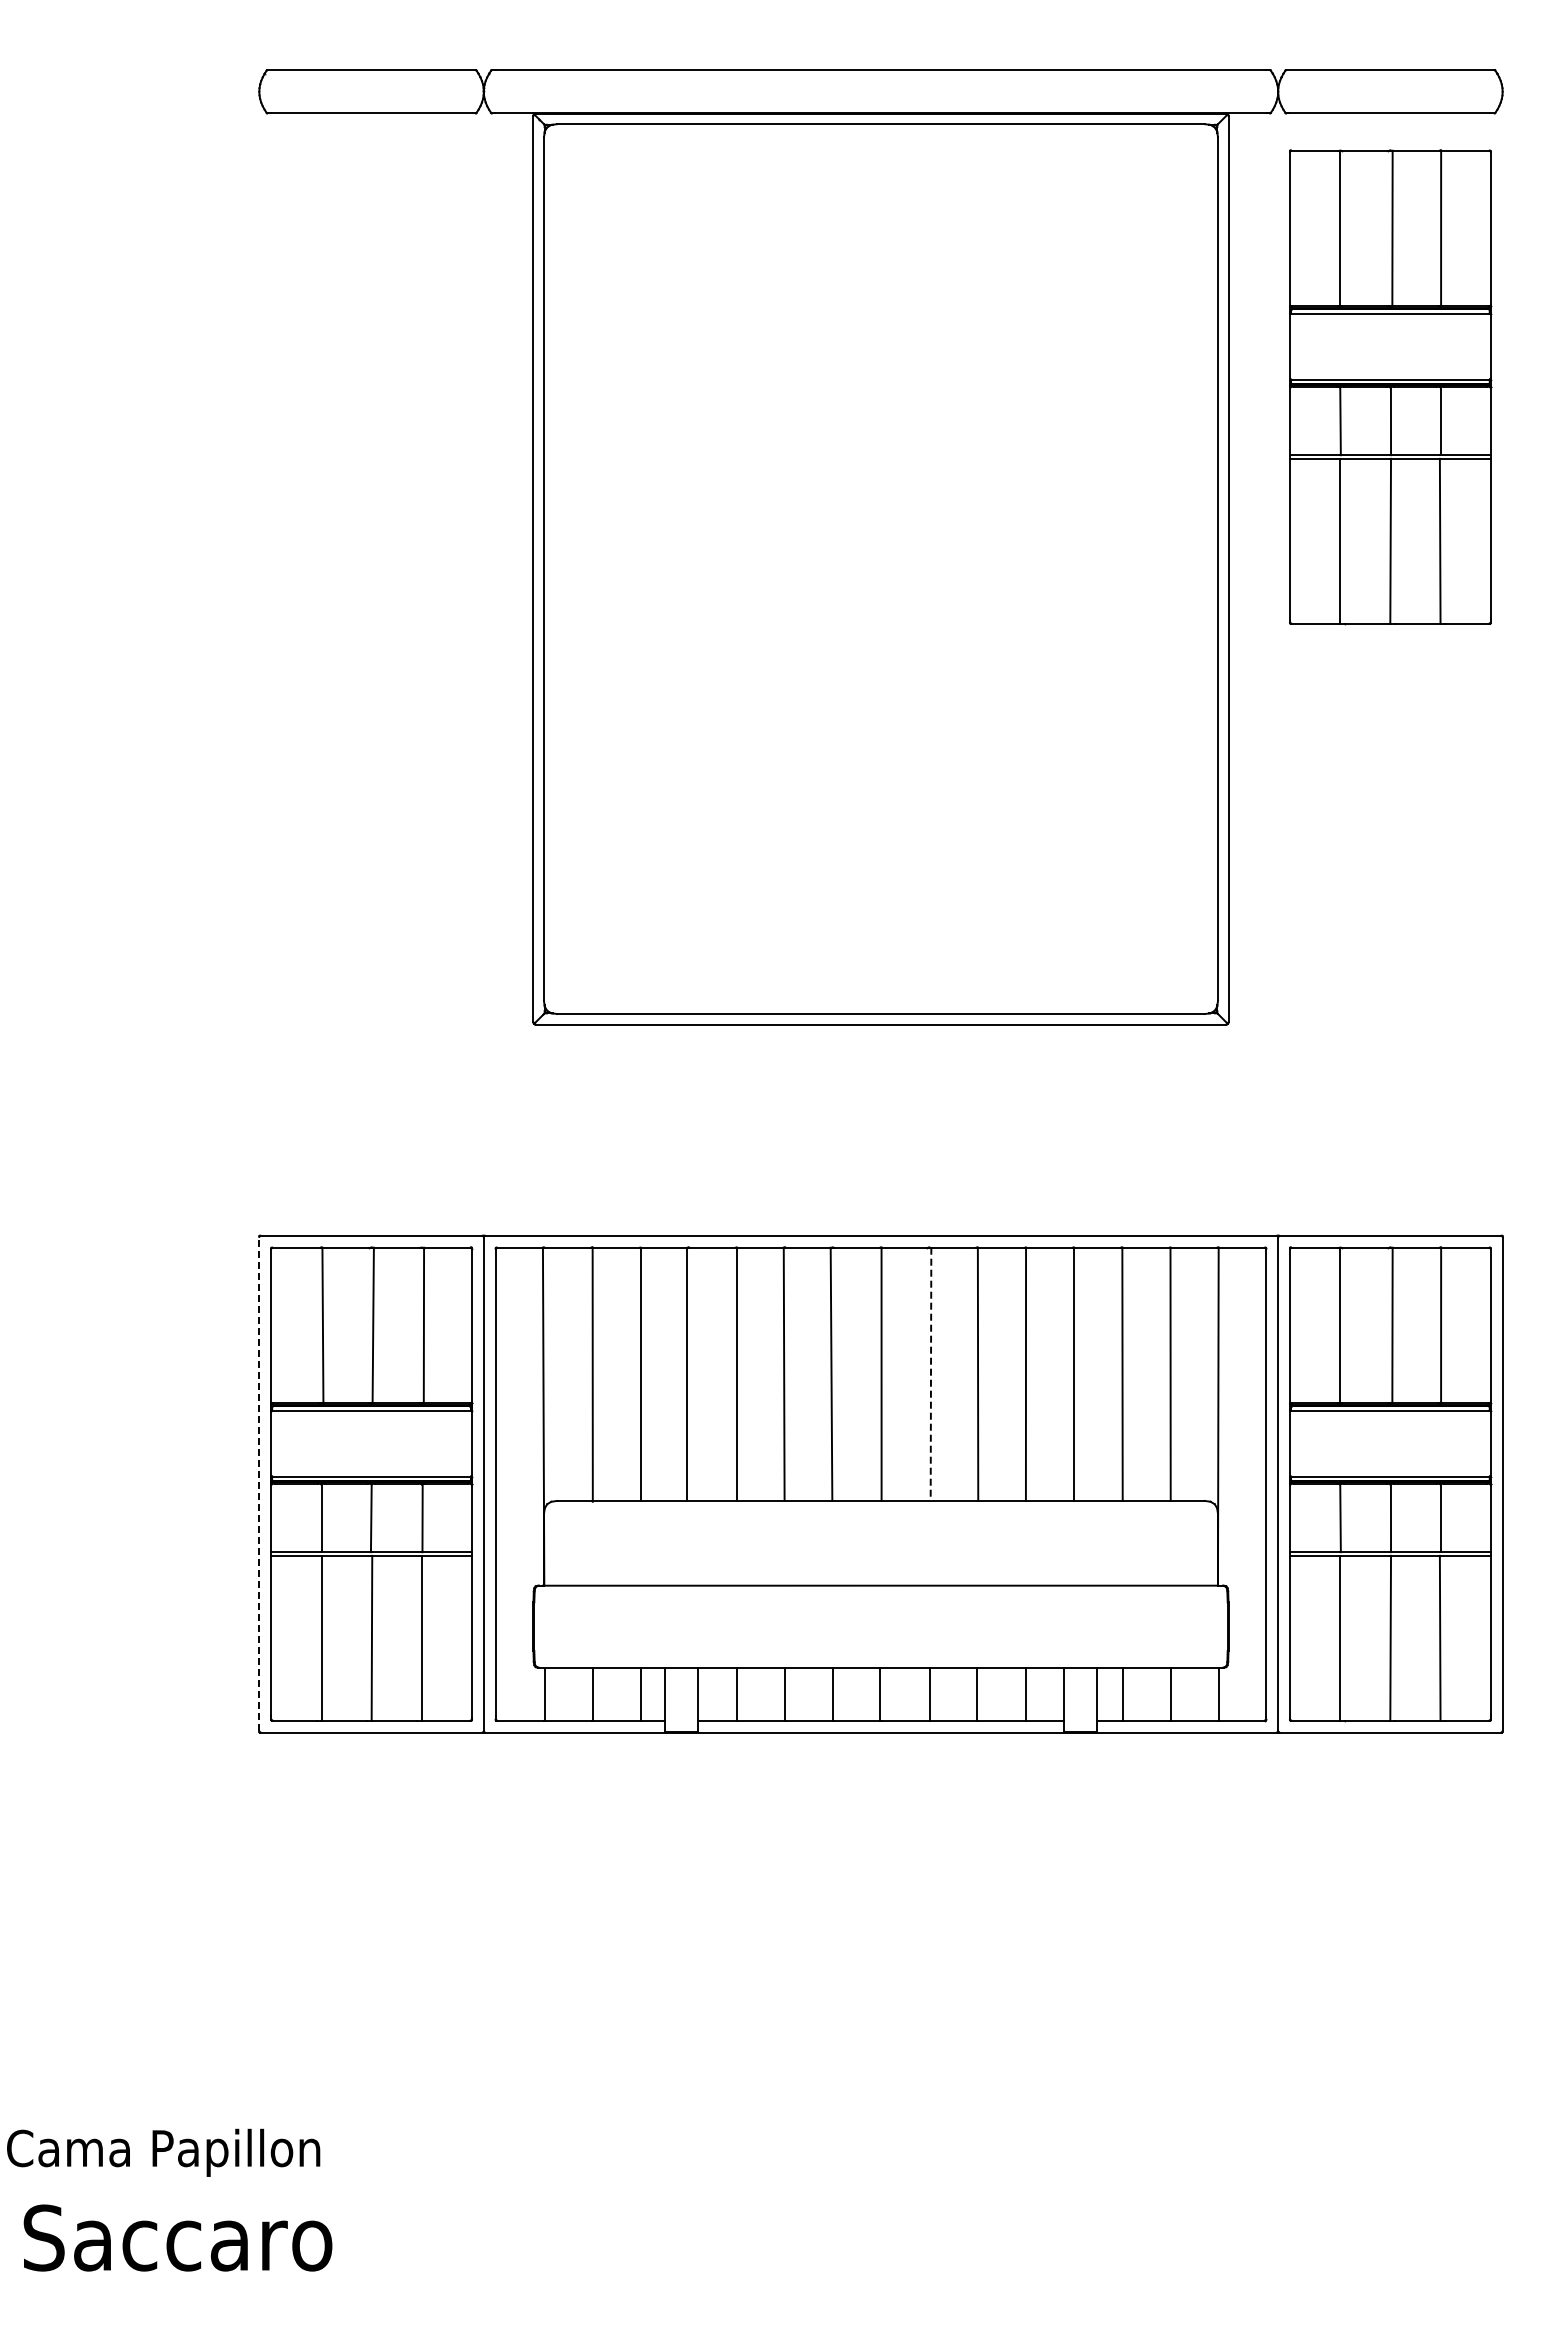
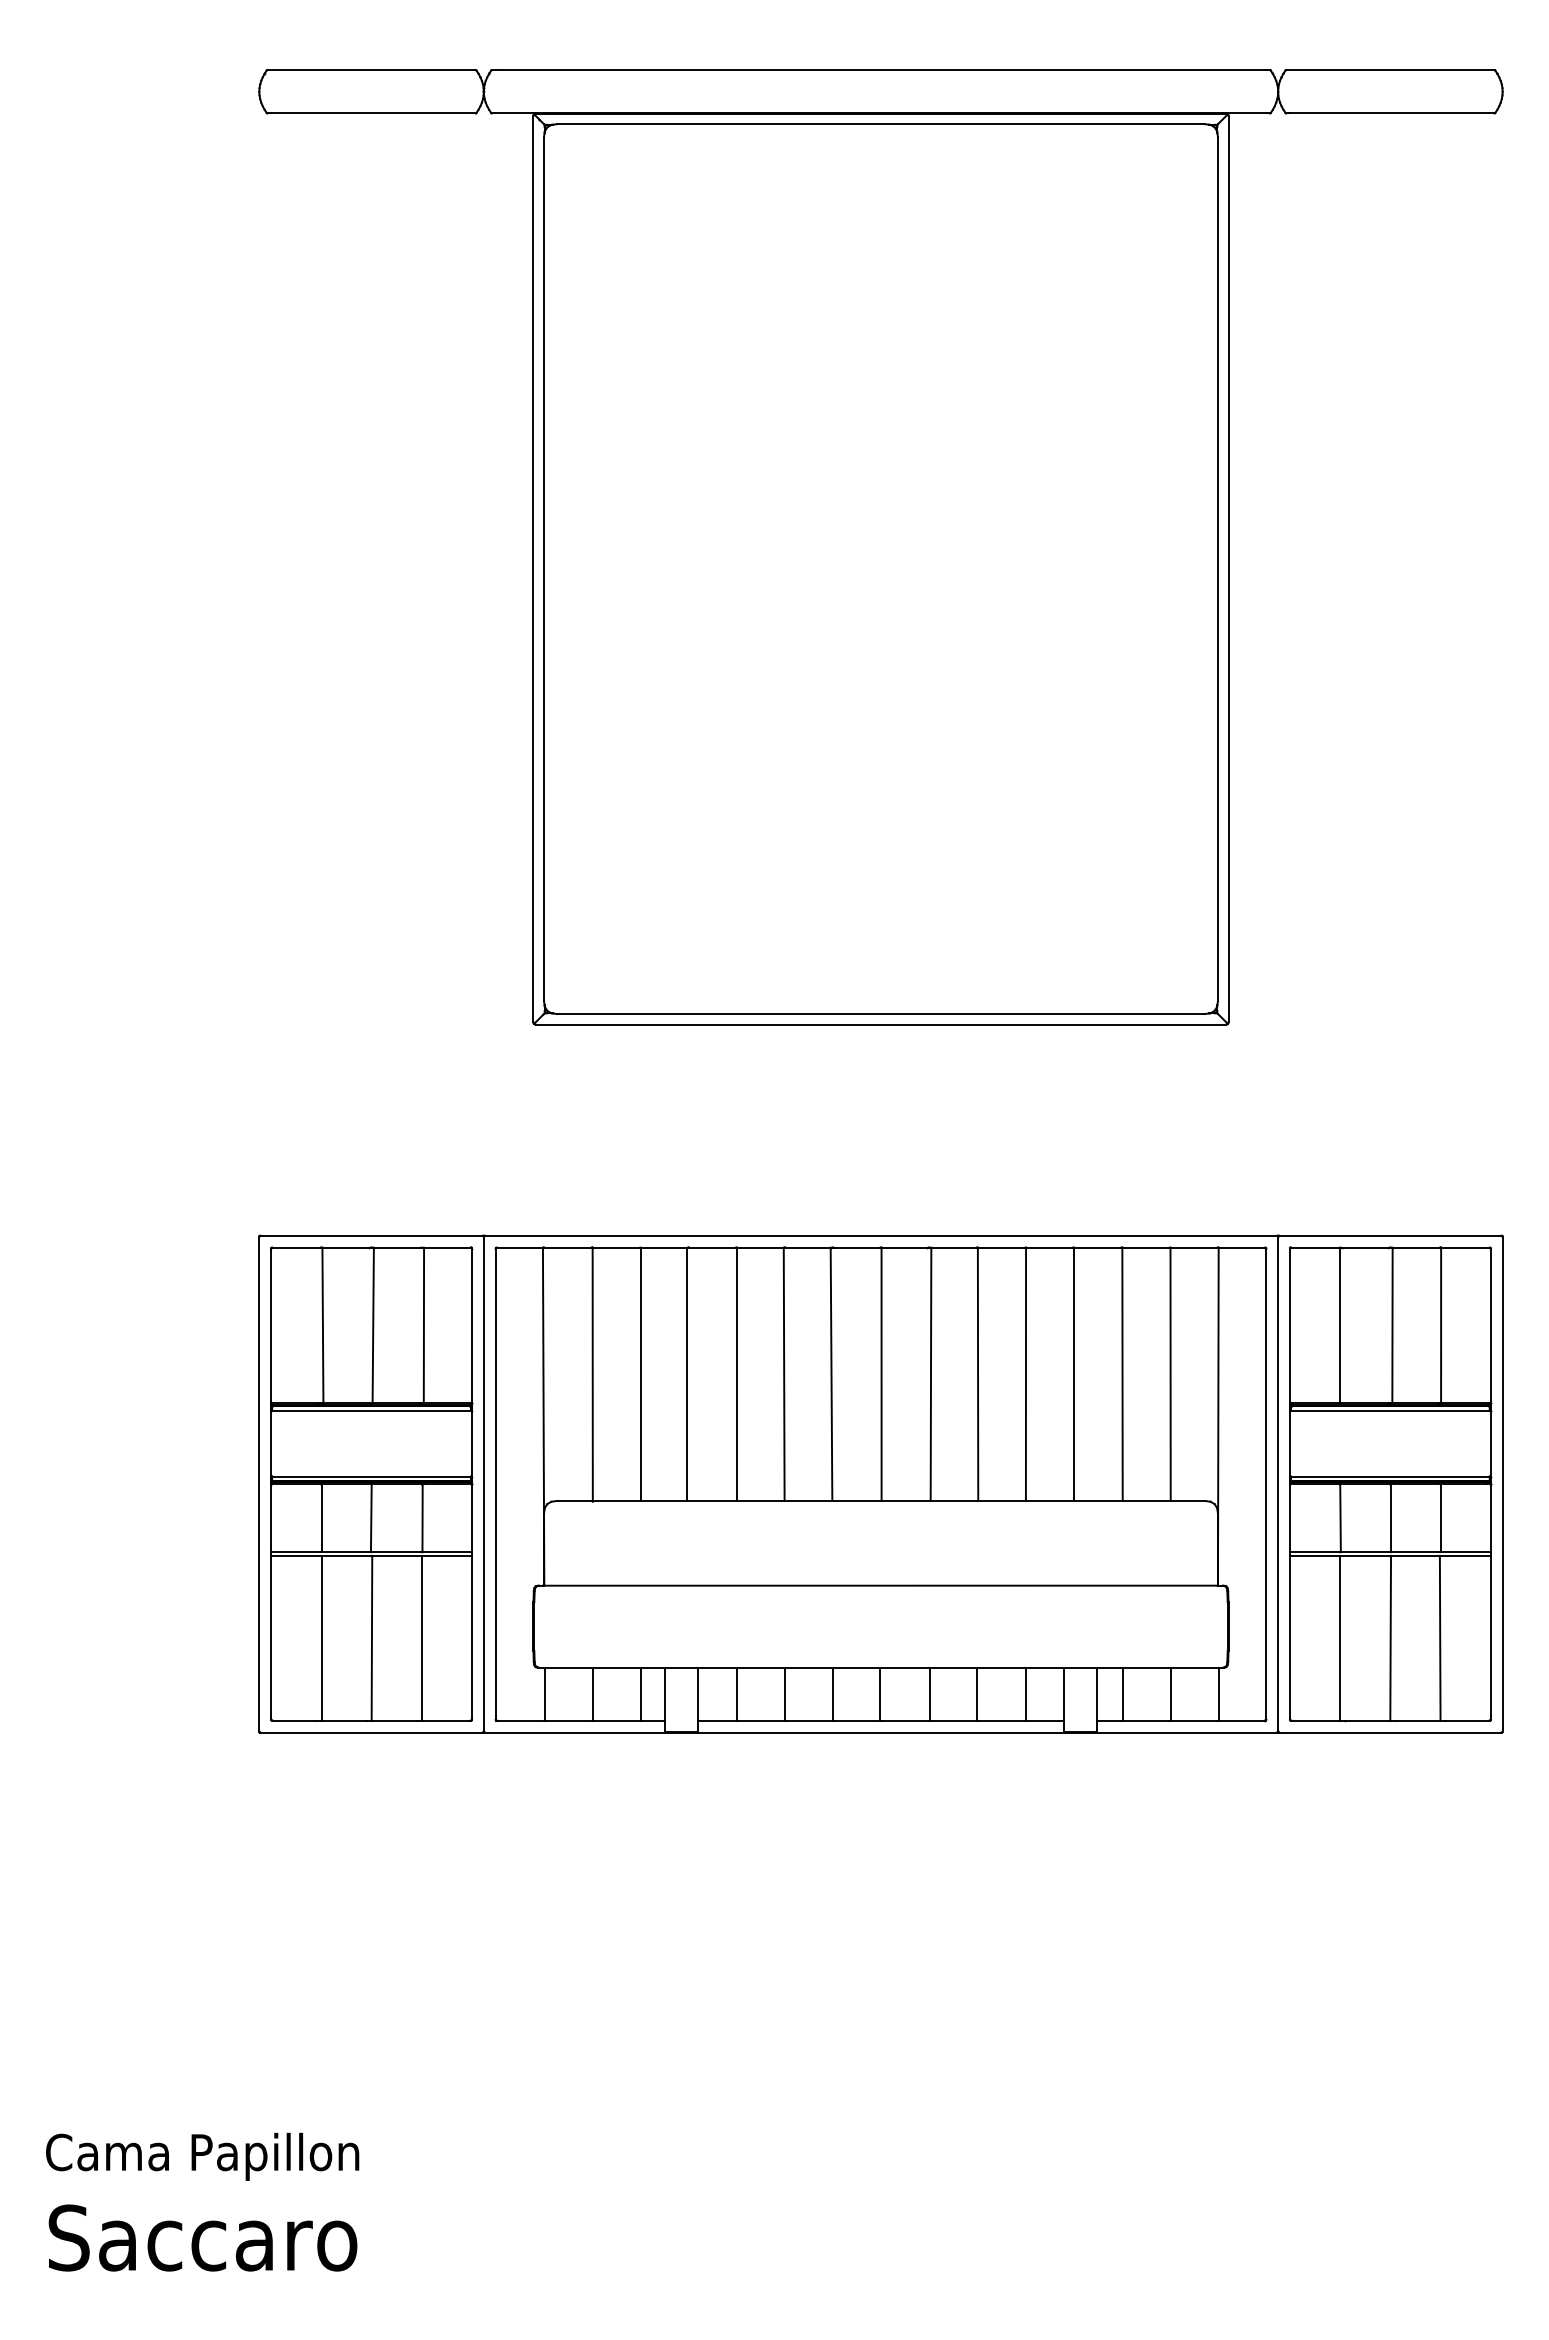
part: present -> none (1390, 387)
line: dashed -> solid (931, 1374)
line: dashed -> solid (259, 1483)
text position: (163, 2152) -> (202, 2156) (202, 2156)
text position: (177, 2237) -> (202, 2237) (202, 2237)
